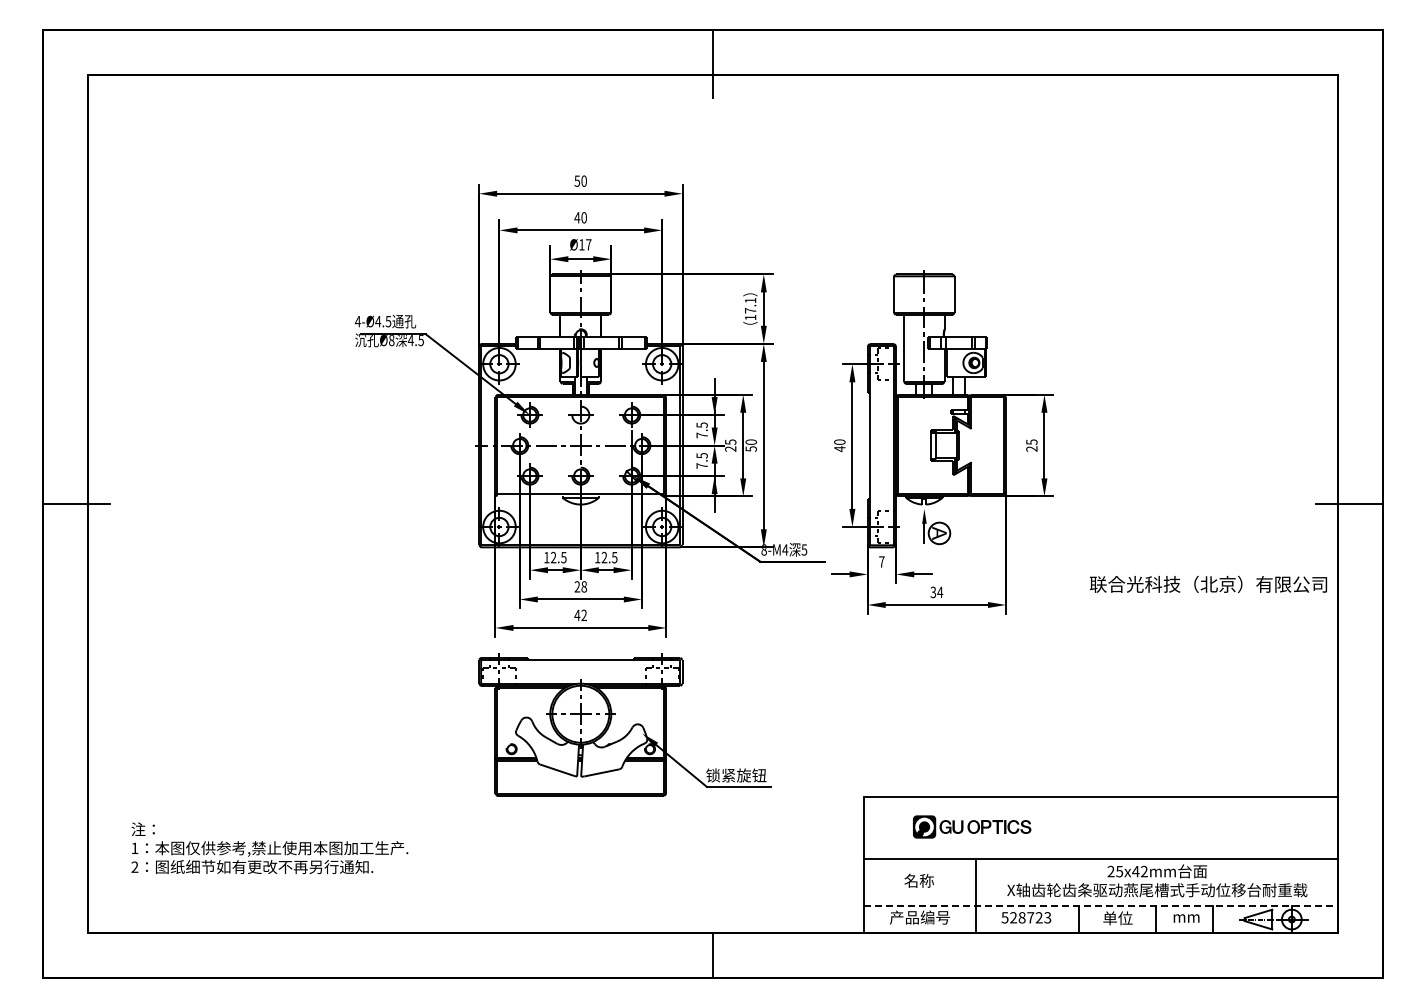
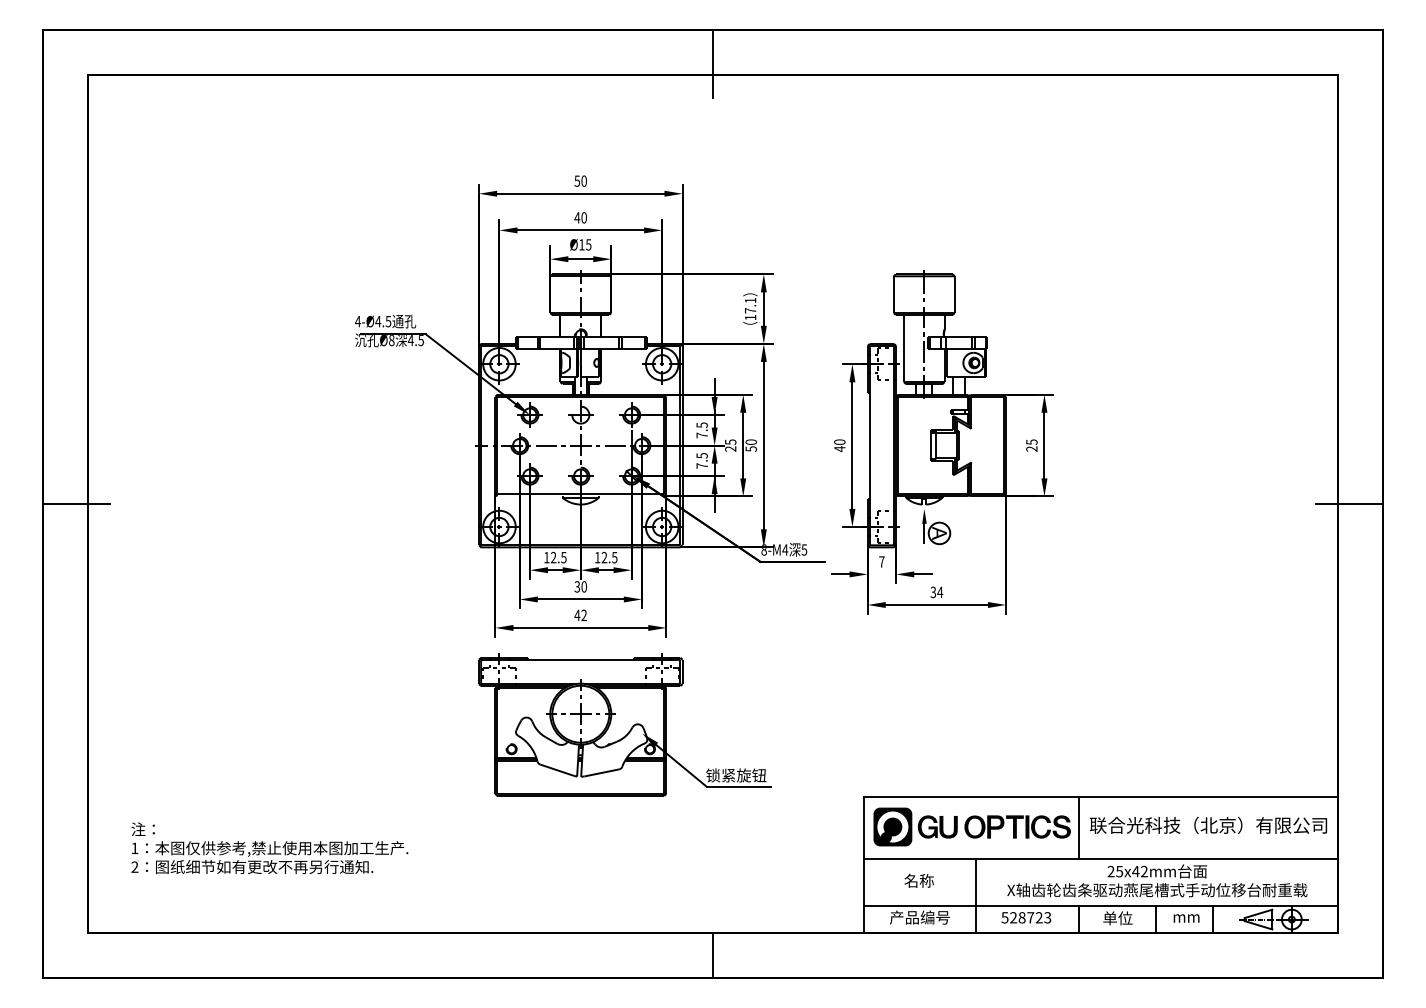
text: Ø17 -> Ø15 (588, 244)
text position: (1208, 583) -> (1208, 824) (1208, 824)
text: 28 -> 30 (580, 586)
part size: 119x24 px -> 198x40 px (971, 826)
line: none -> present (1079, 827)
line: dashed -> solid (1101, 906)
